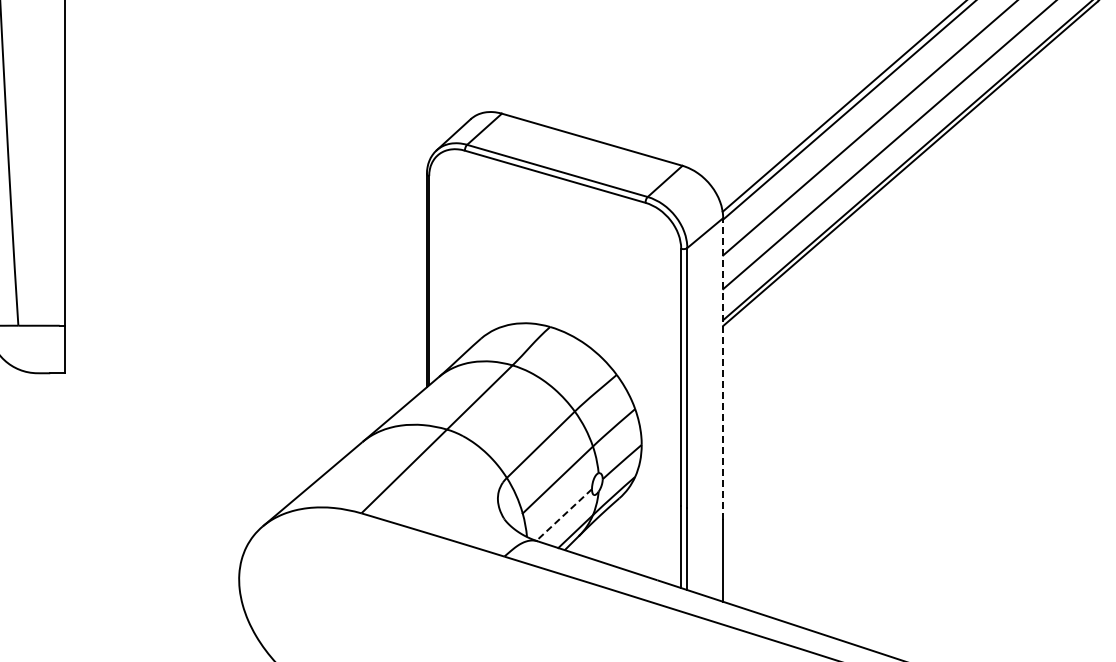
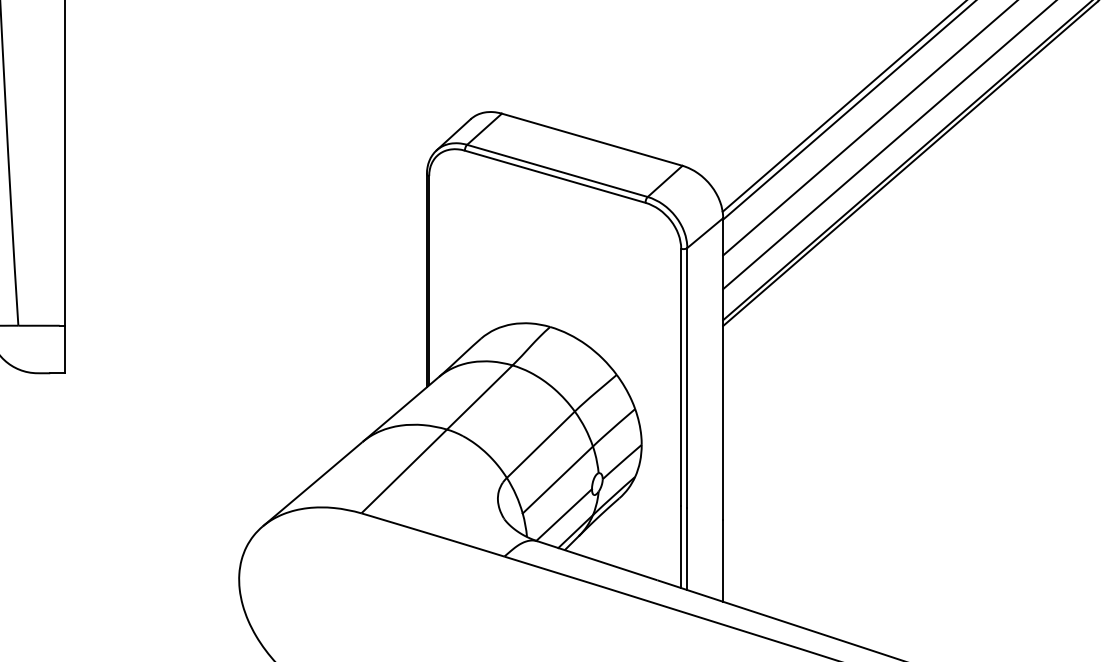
line: dashed -> solid (723, 369)
line: dashed -> solid (564, 515)
